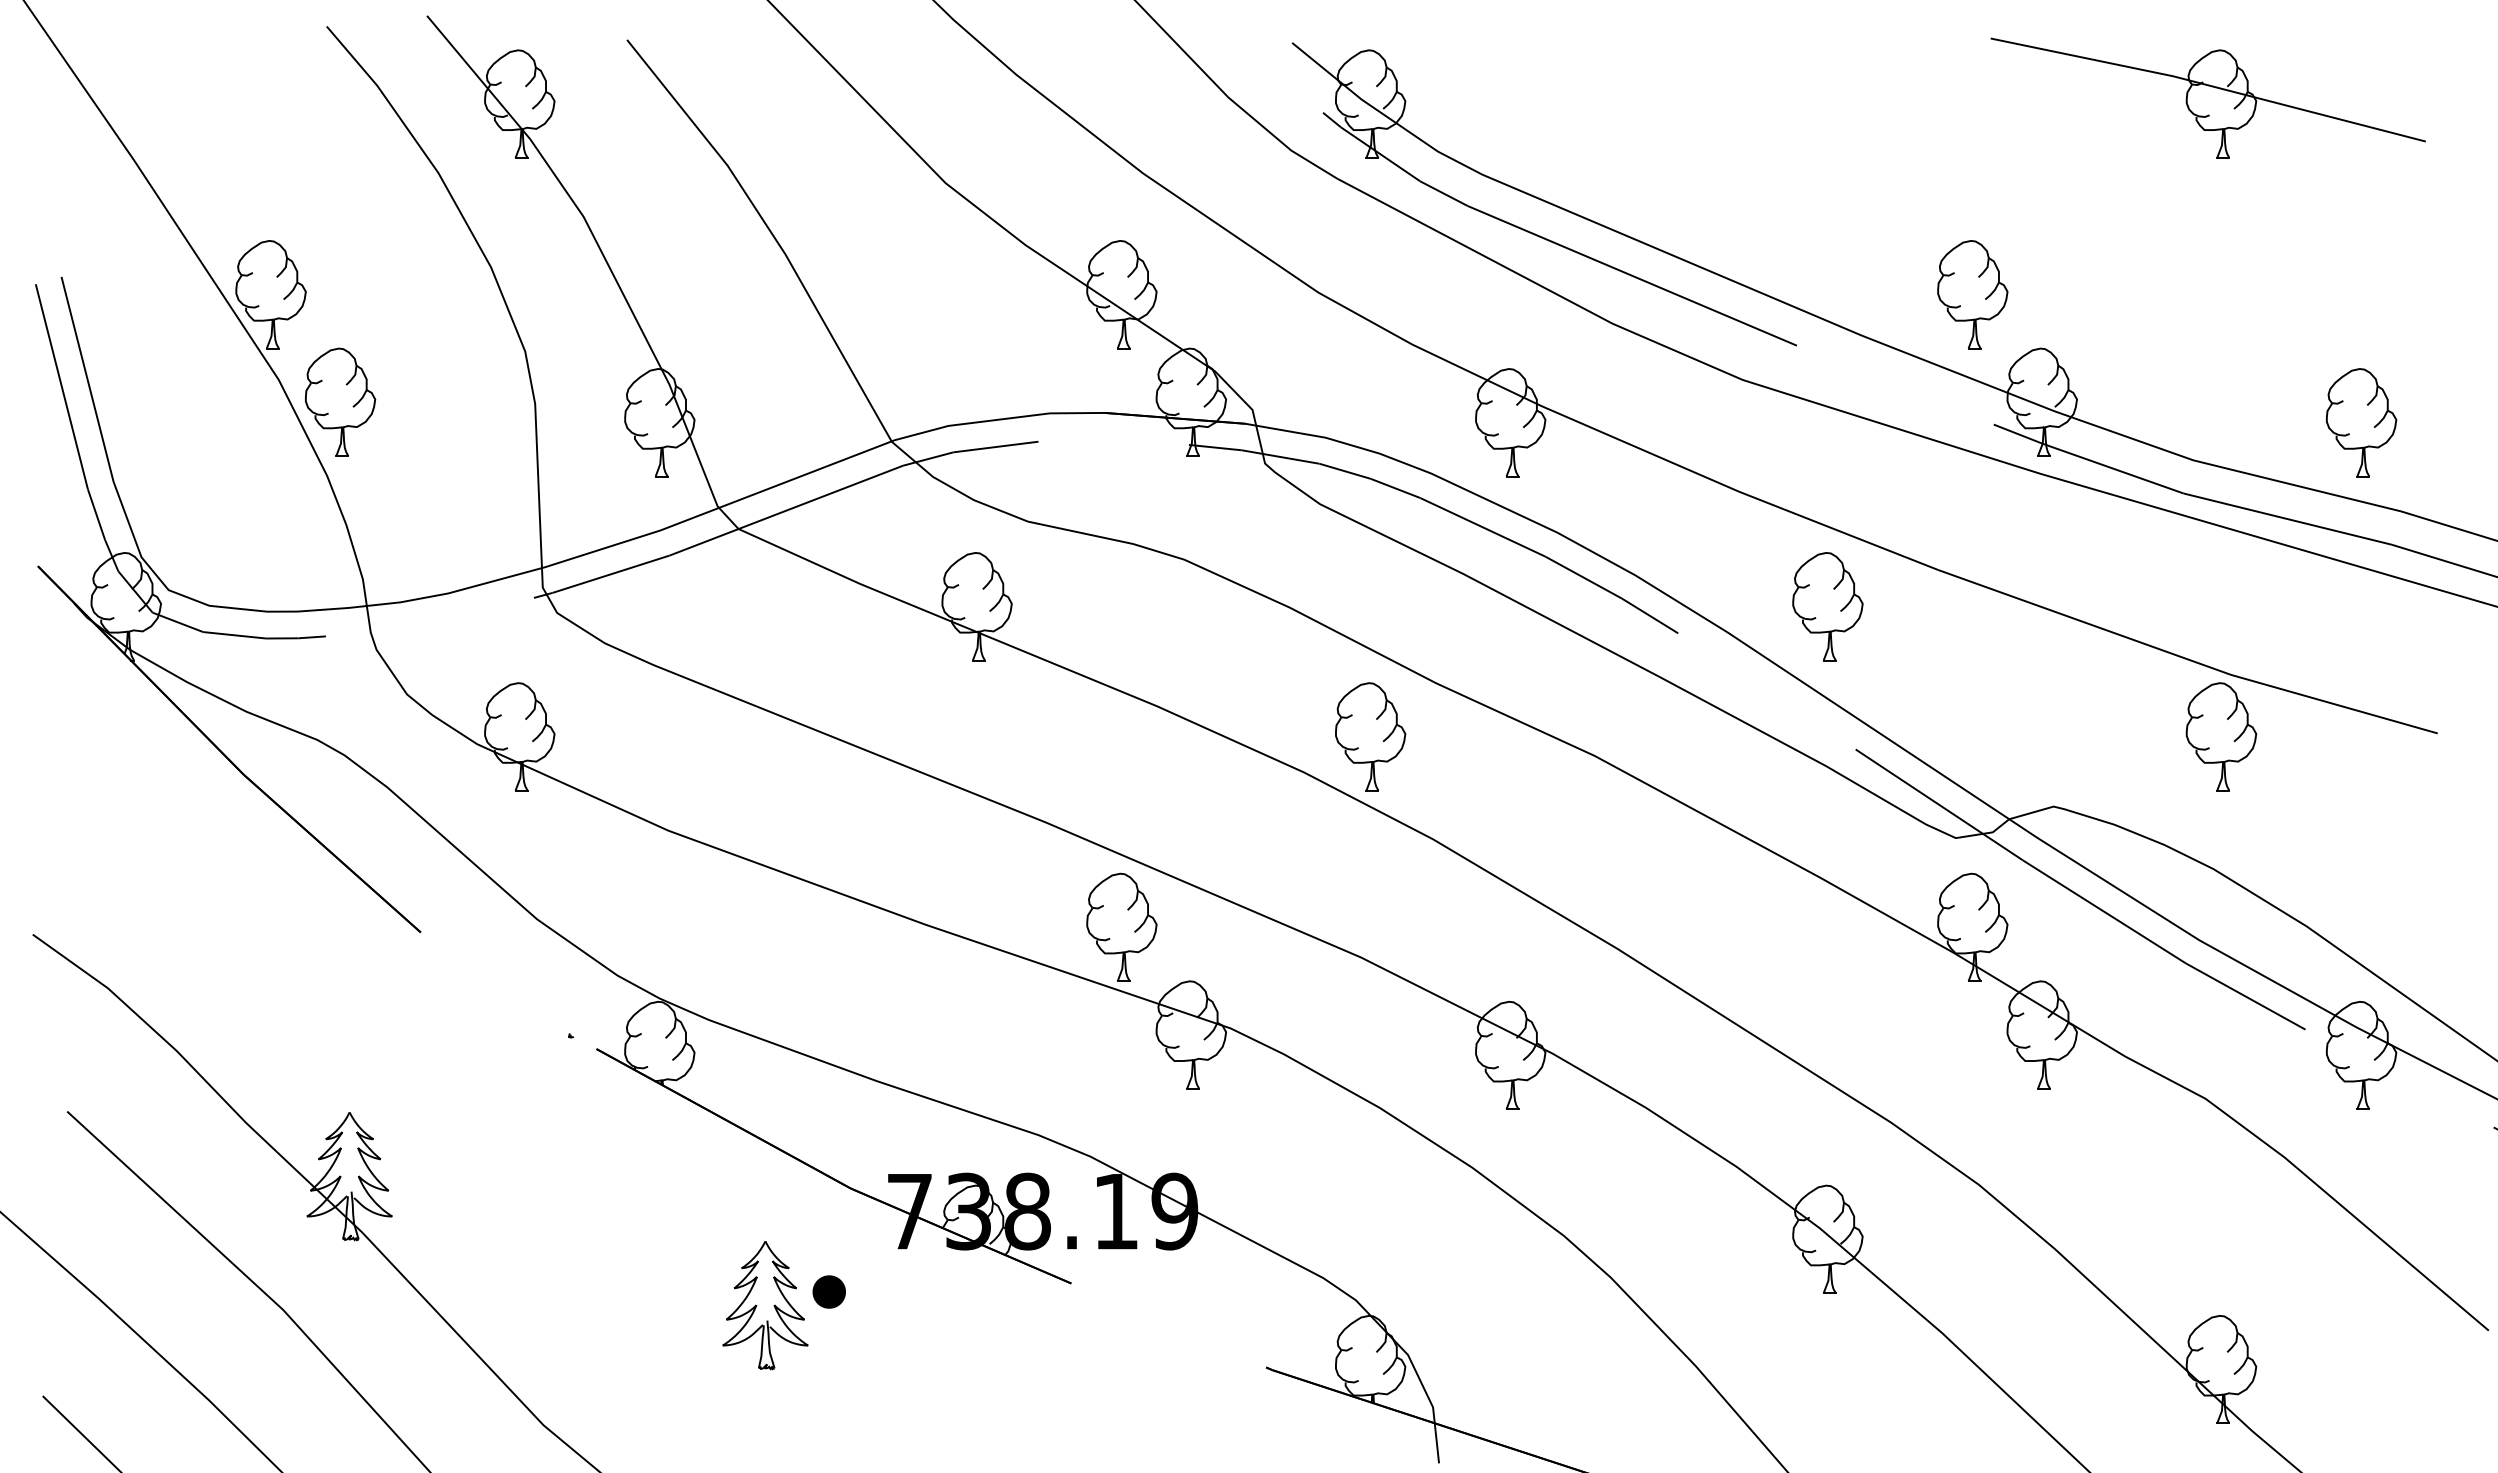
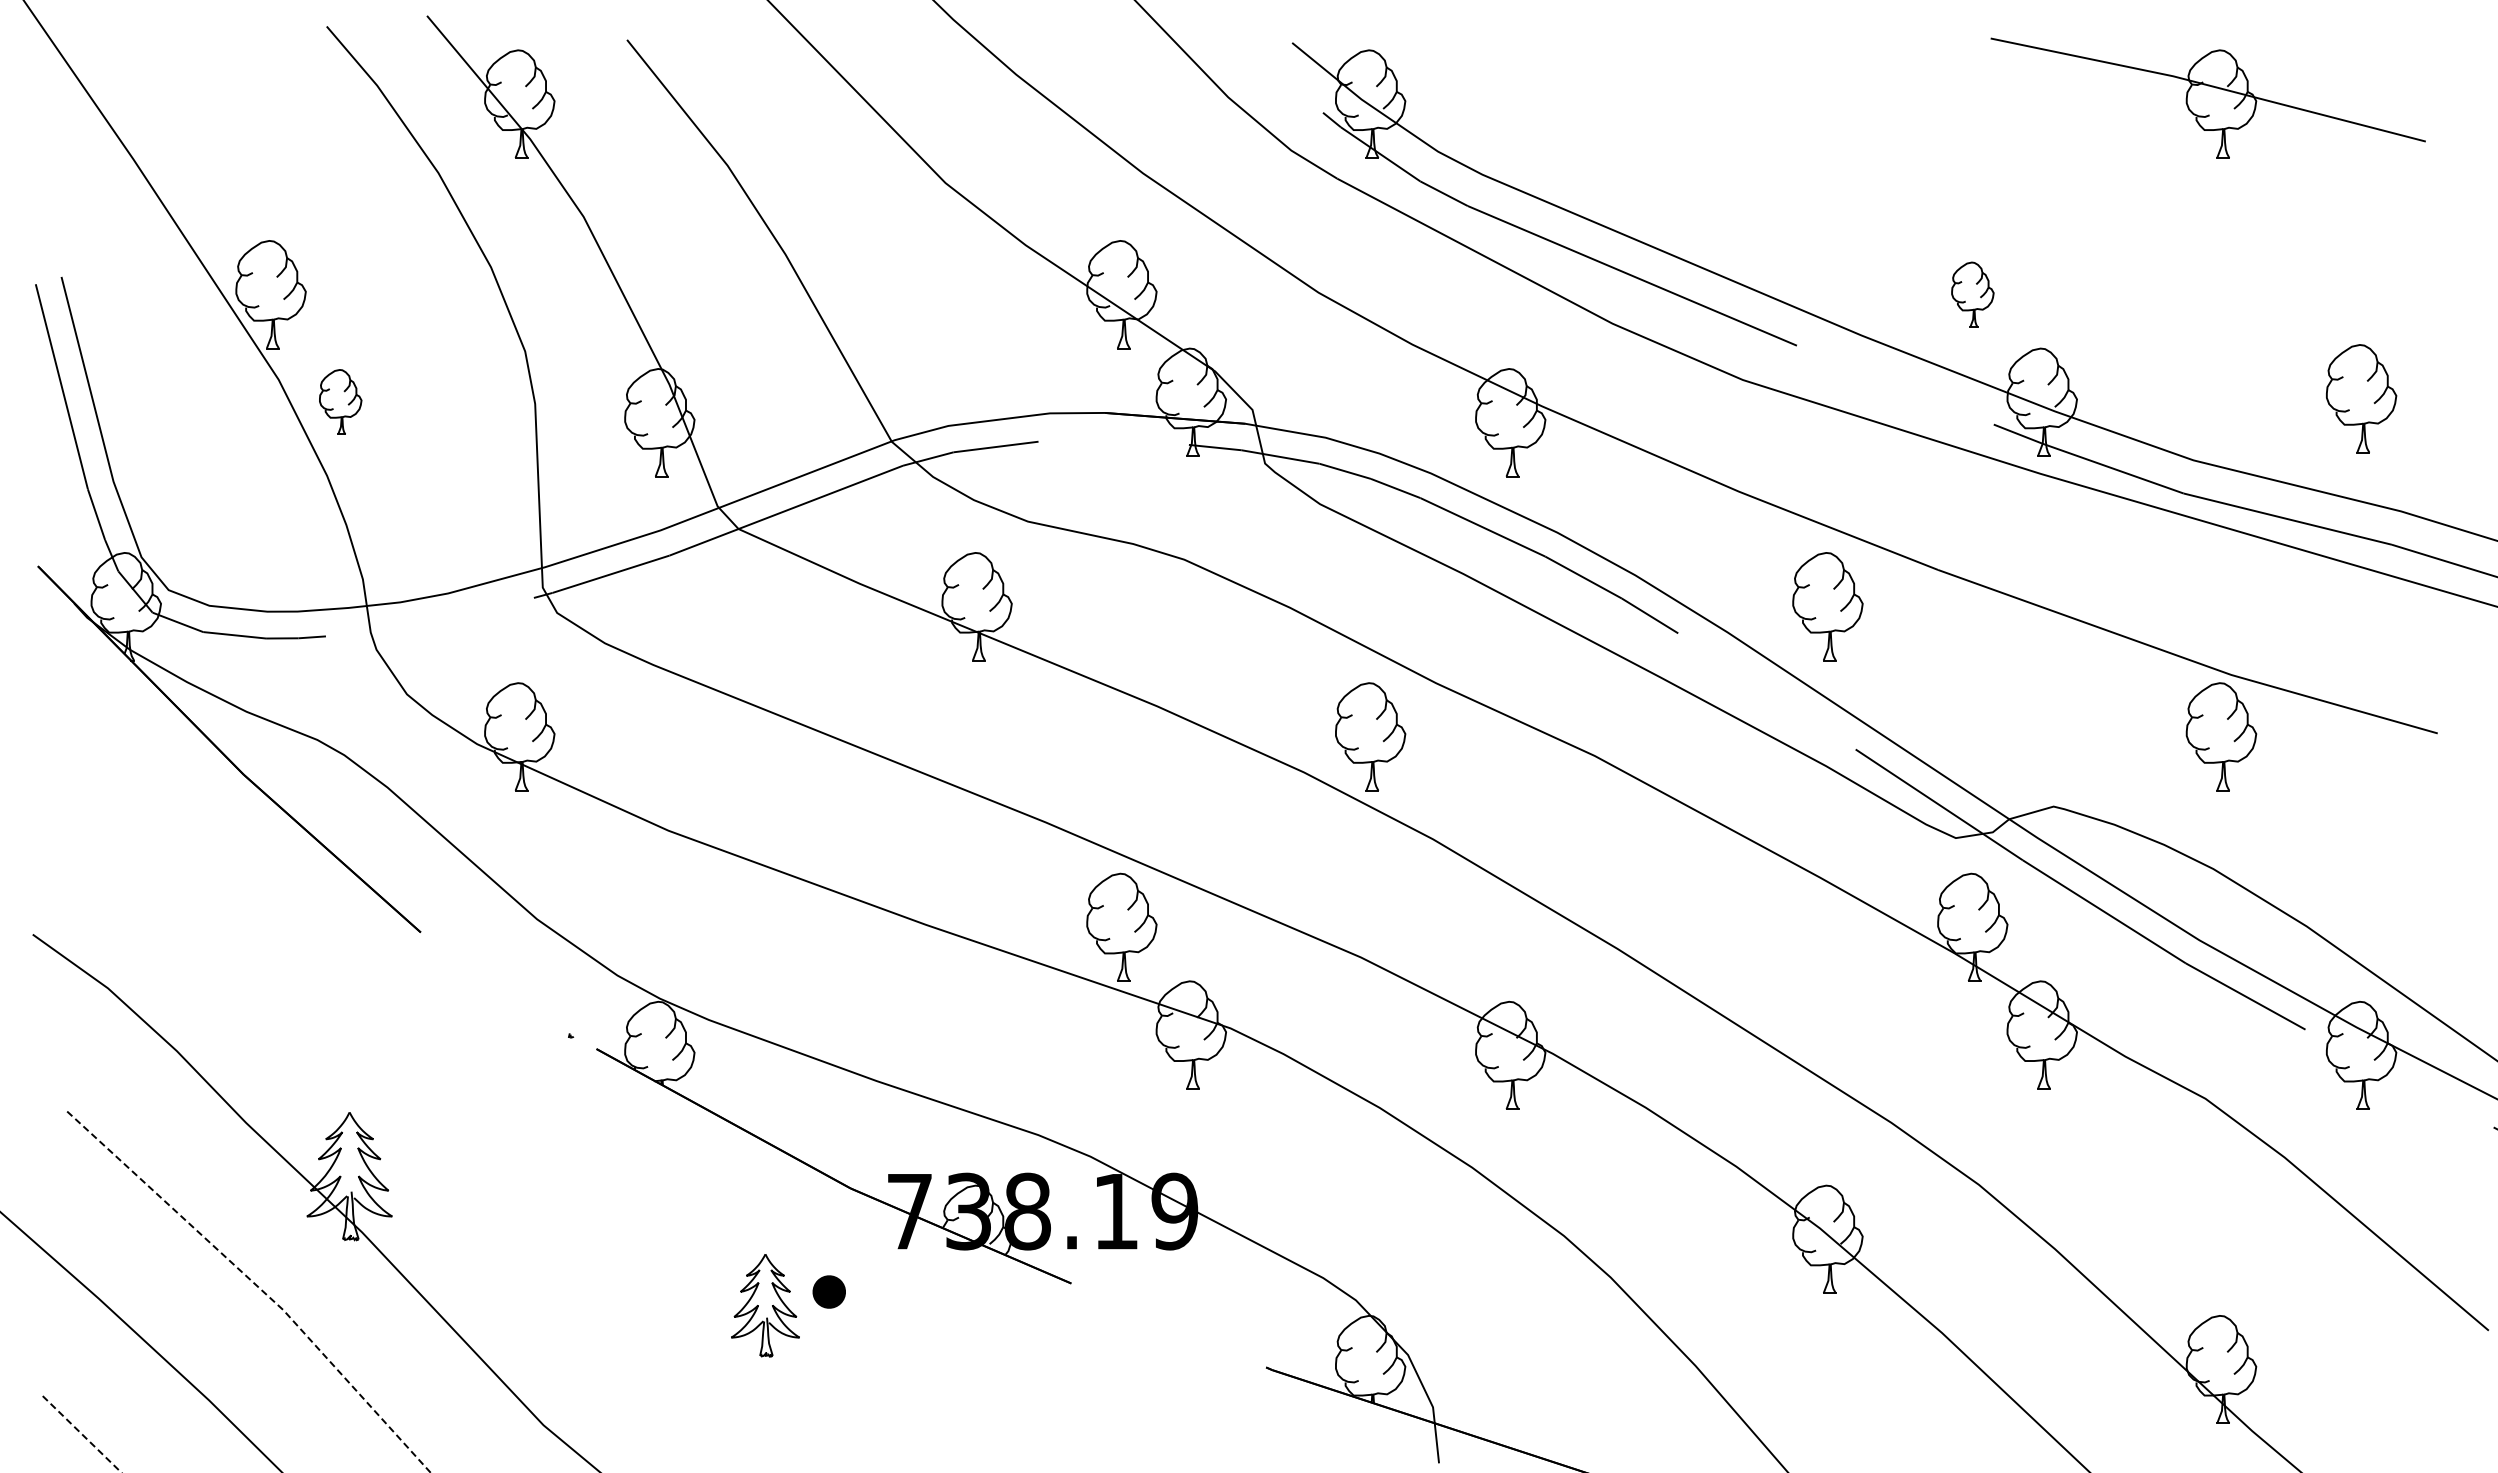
part size: 72x110 px -> 44x67 px (1972, 294)
part size: 72x110 px -> 44x66 px (340, 401)
part position: (2361, 422) -> (2361, 398) (2361, 398)
line: solid -> dashed (256, 1285)
part size: 87x130 px -> 69x104 px (765, 1305)
line: solid -> dashed (82, 1434)
